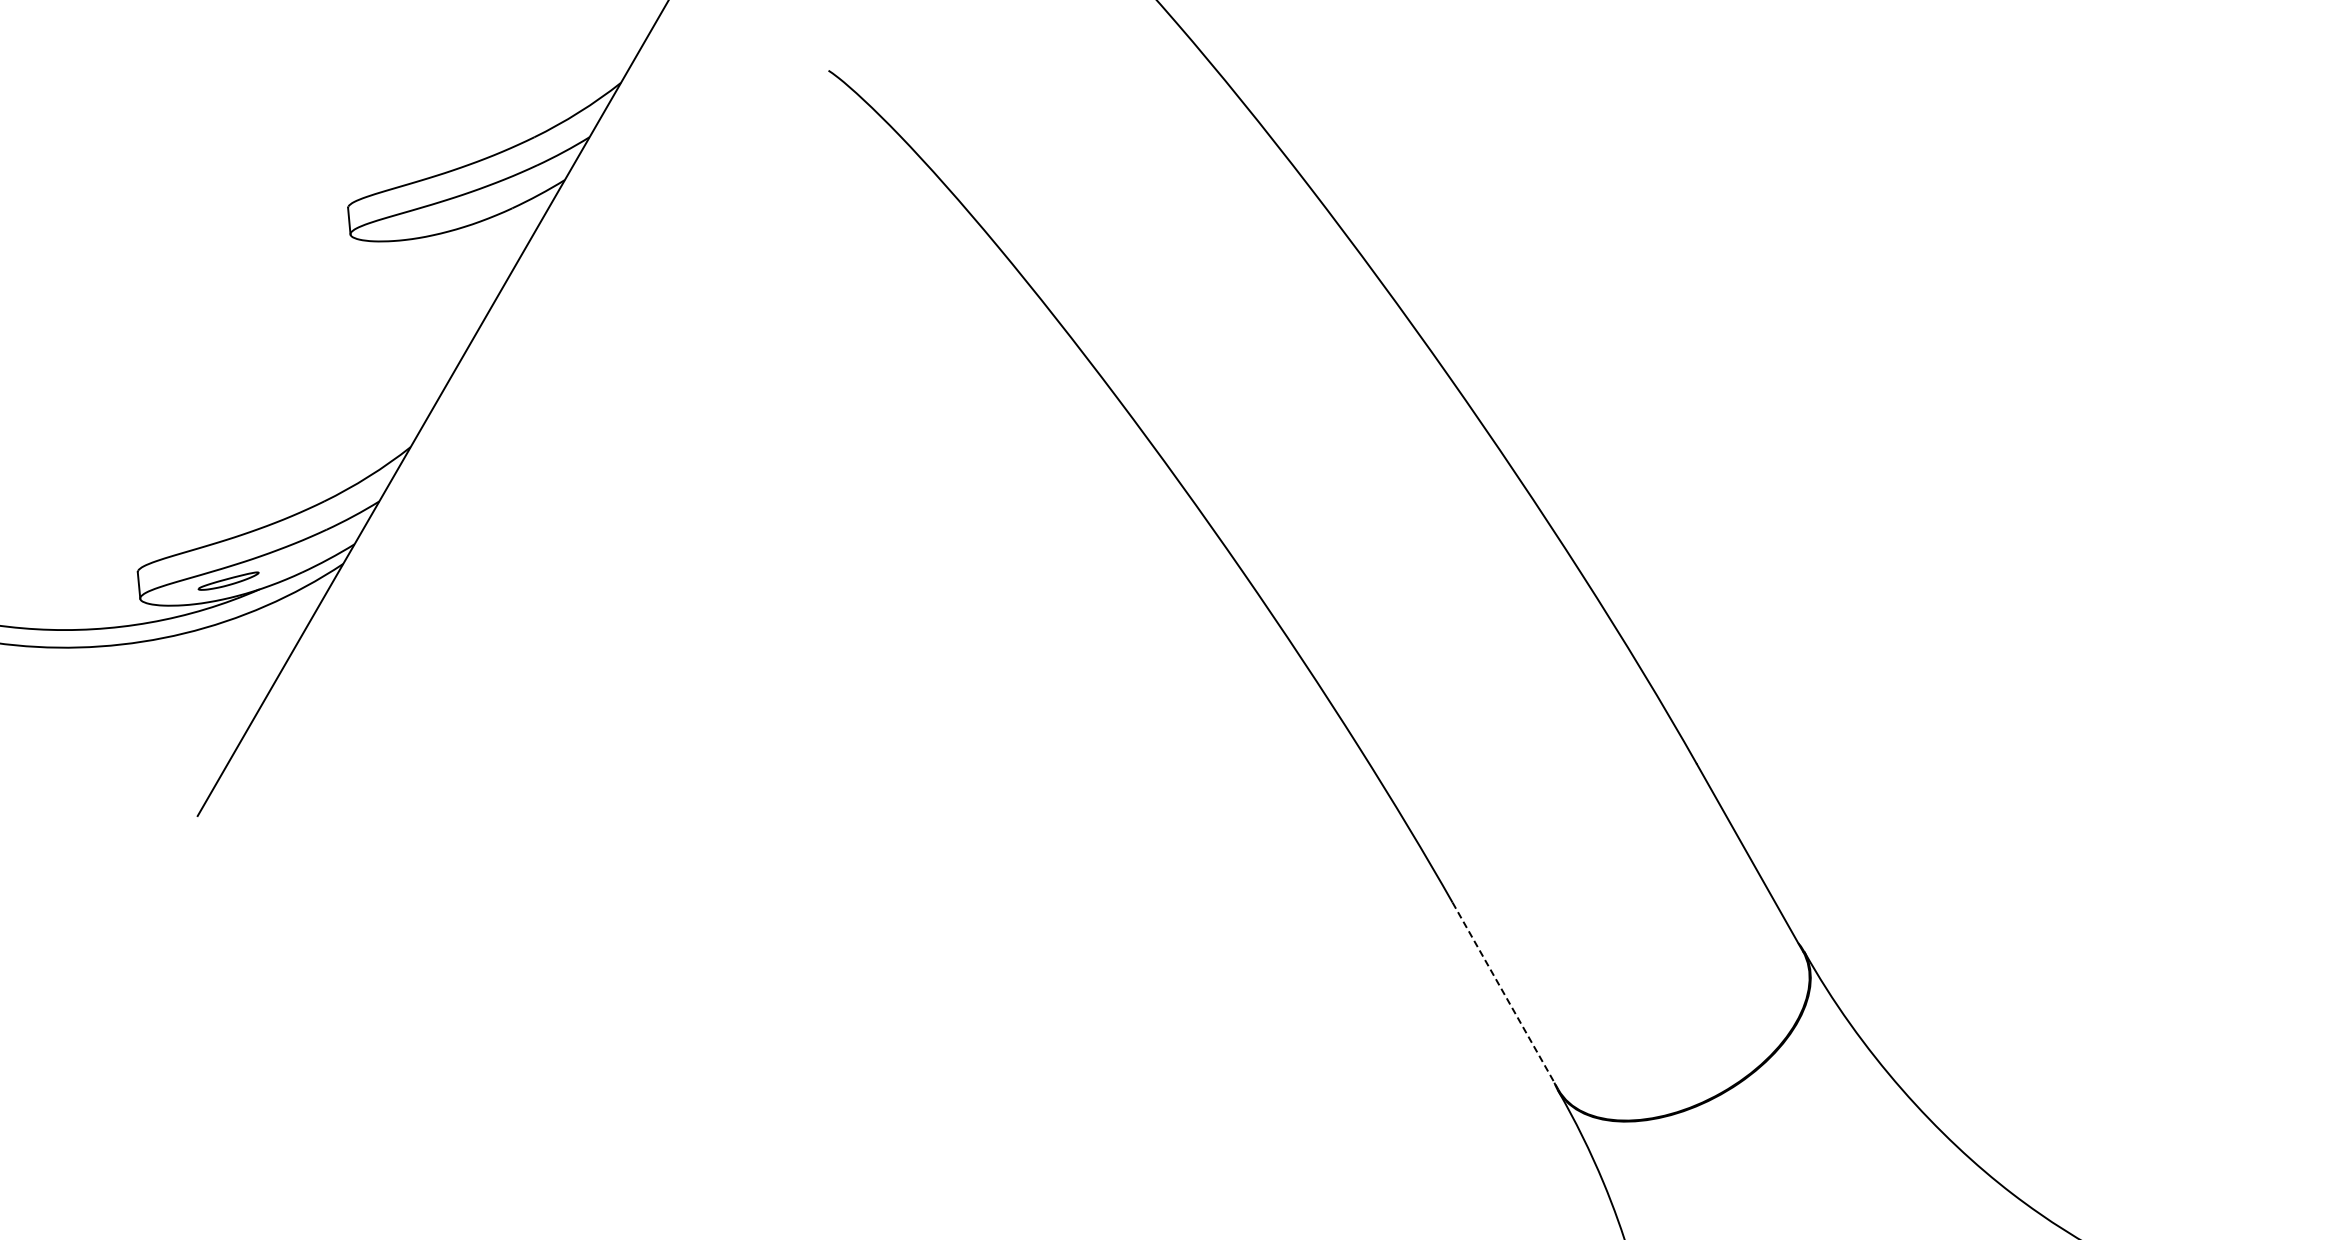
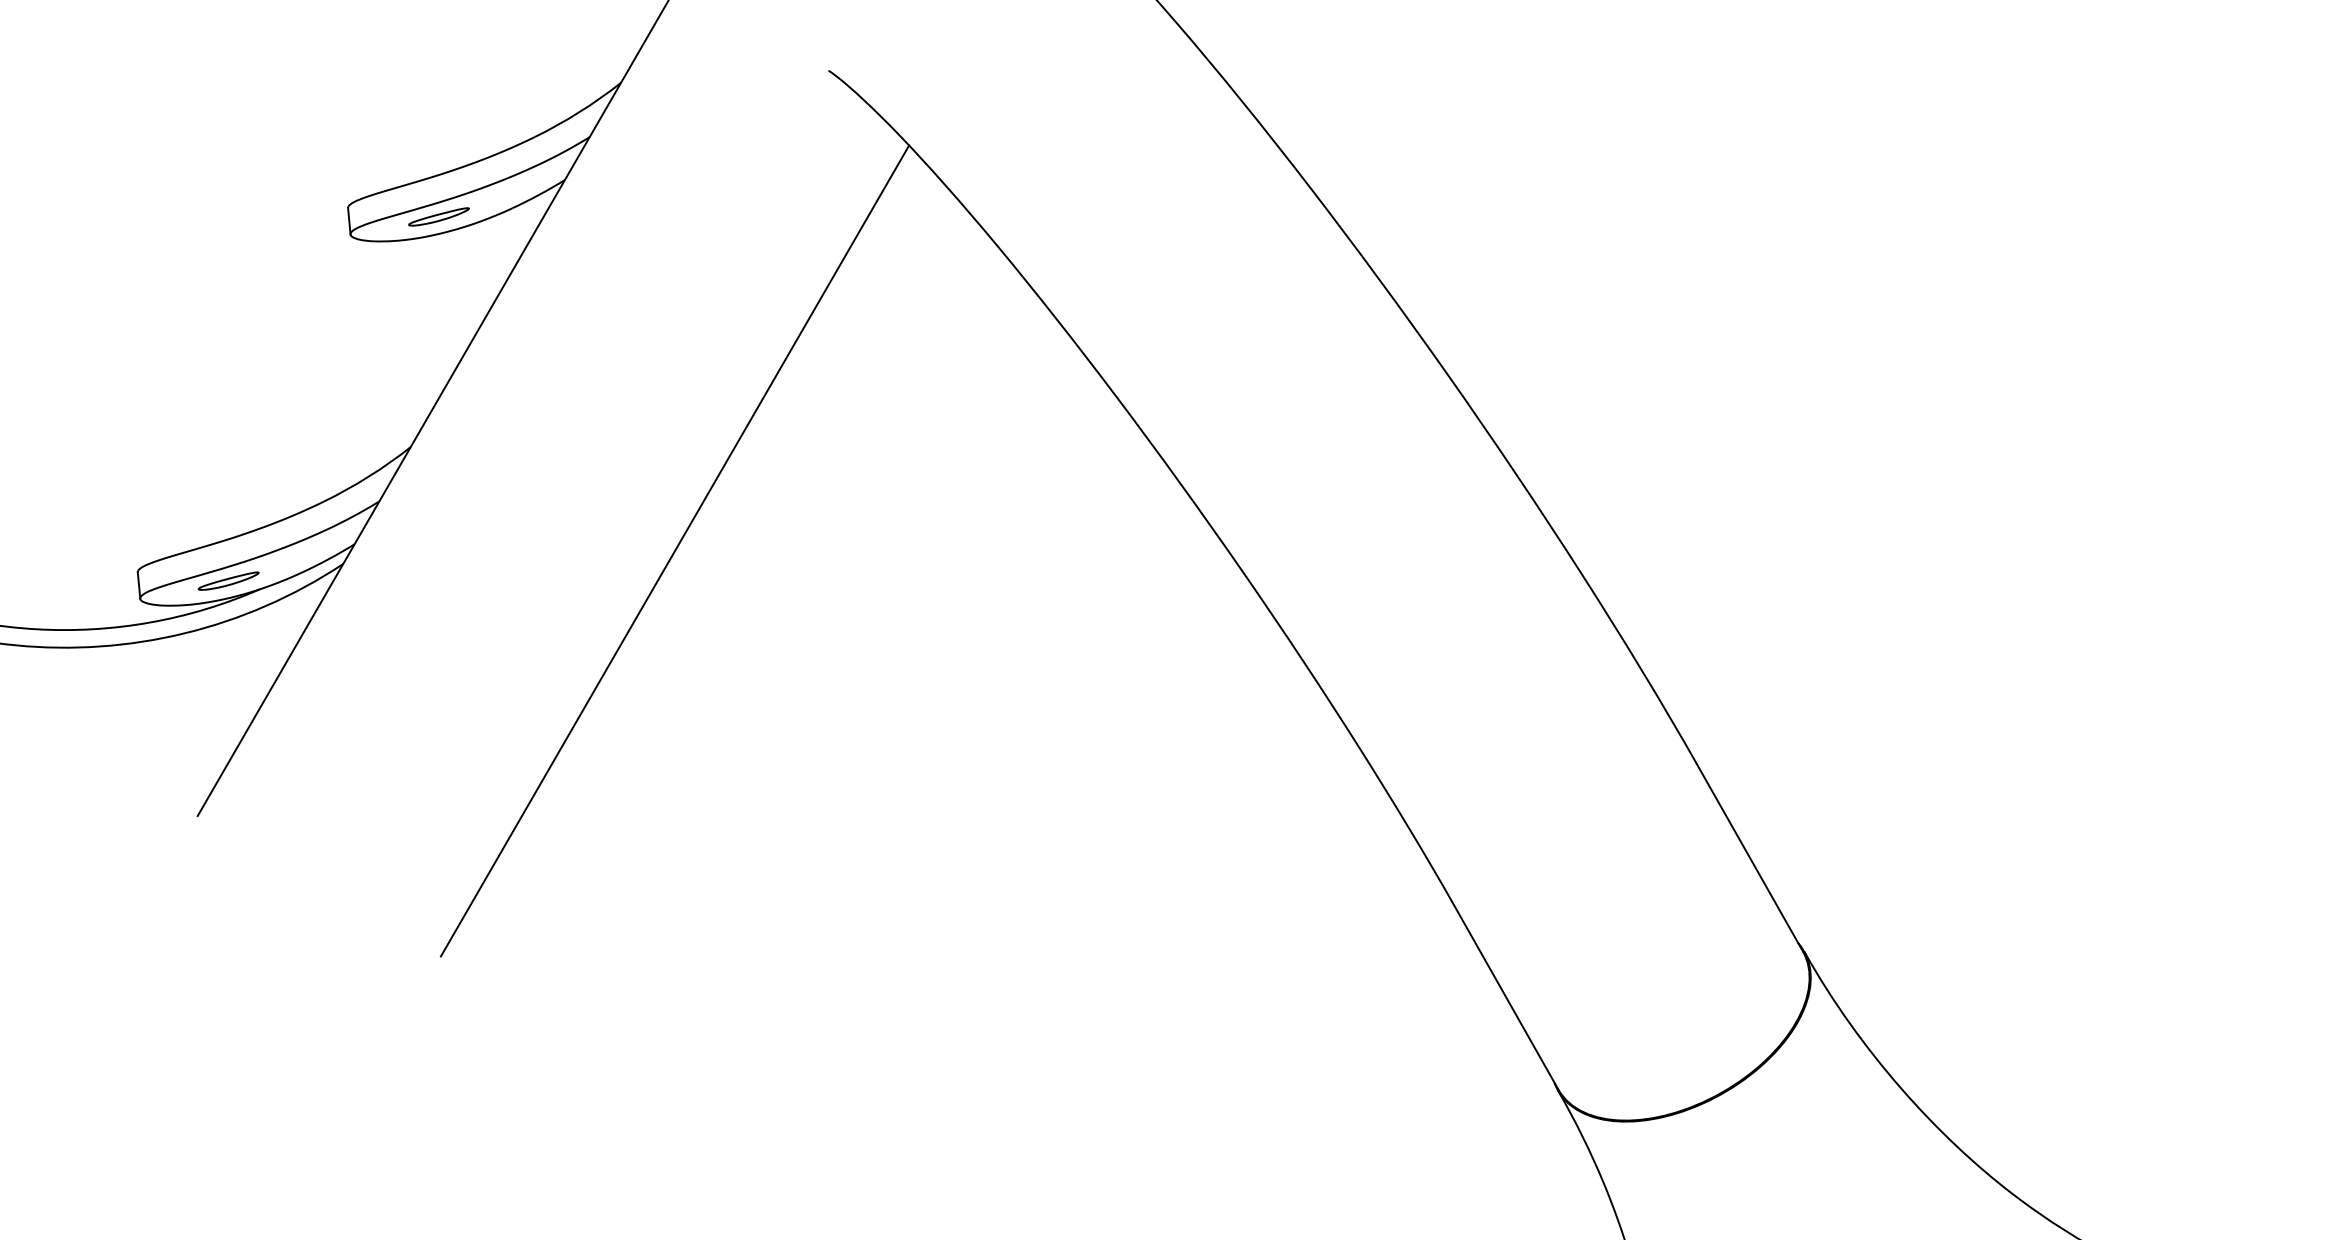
part: none -> present (438, 216)
line: none -> present (674, 550)
line: dashed -> solid (1505, 996)
